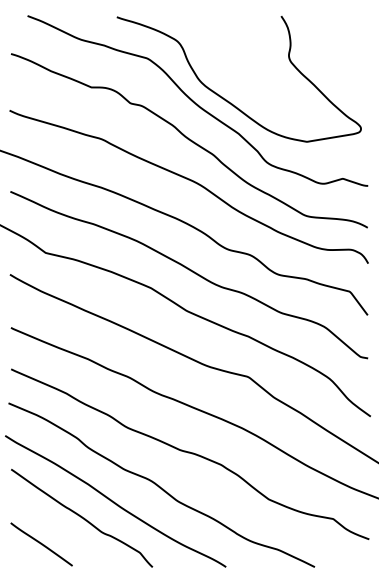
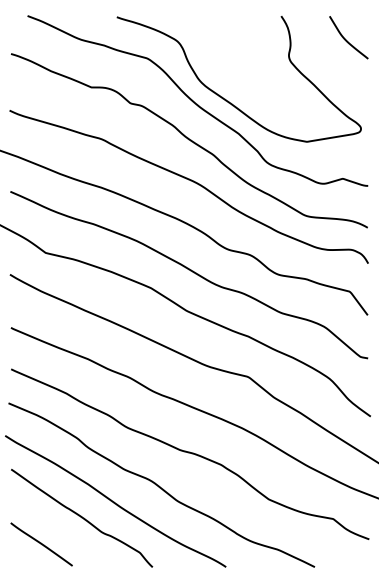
curve: none -> present (346, 39)
